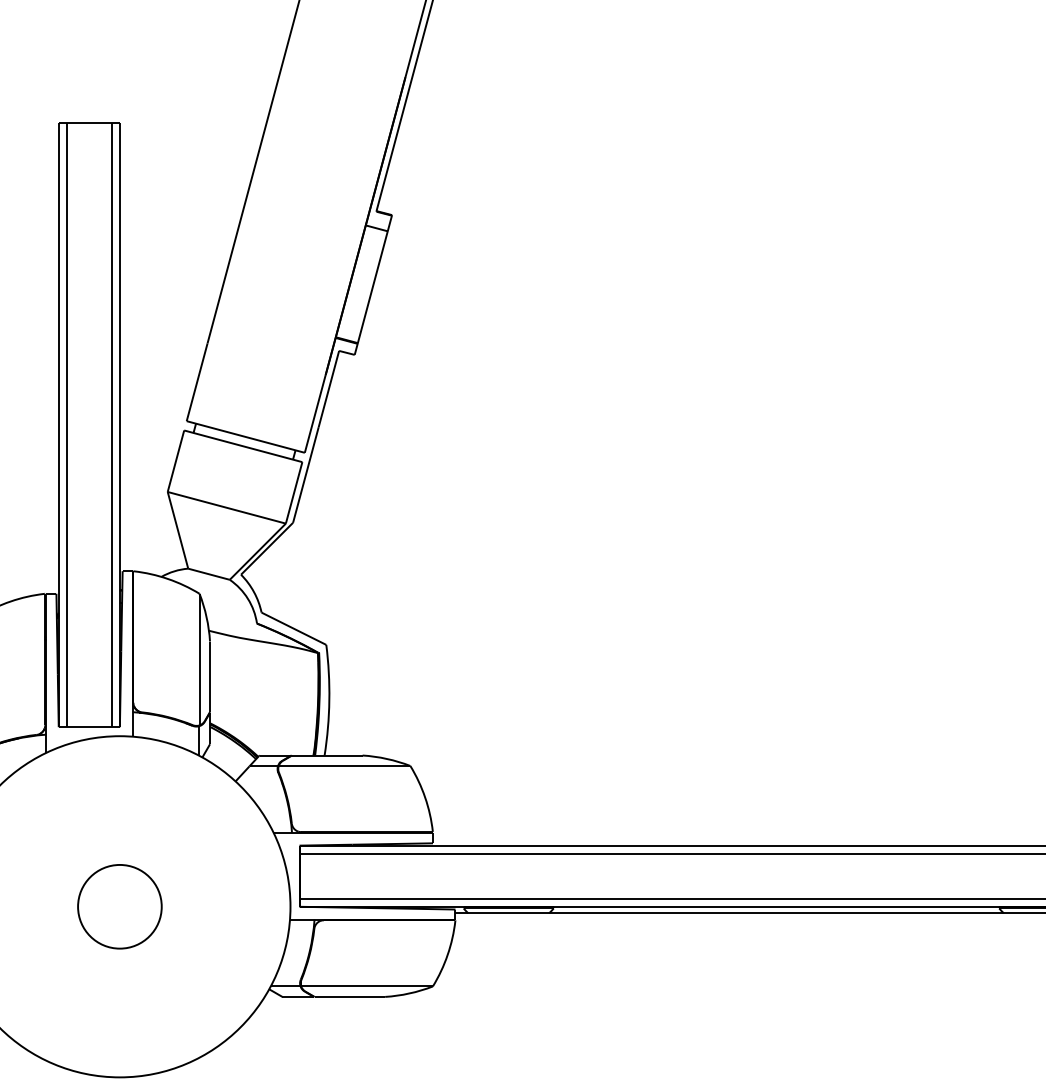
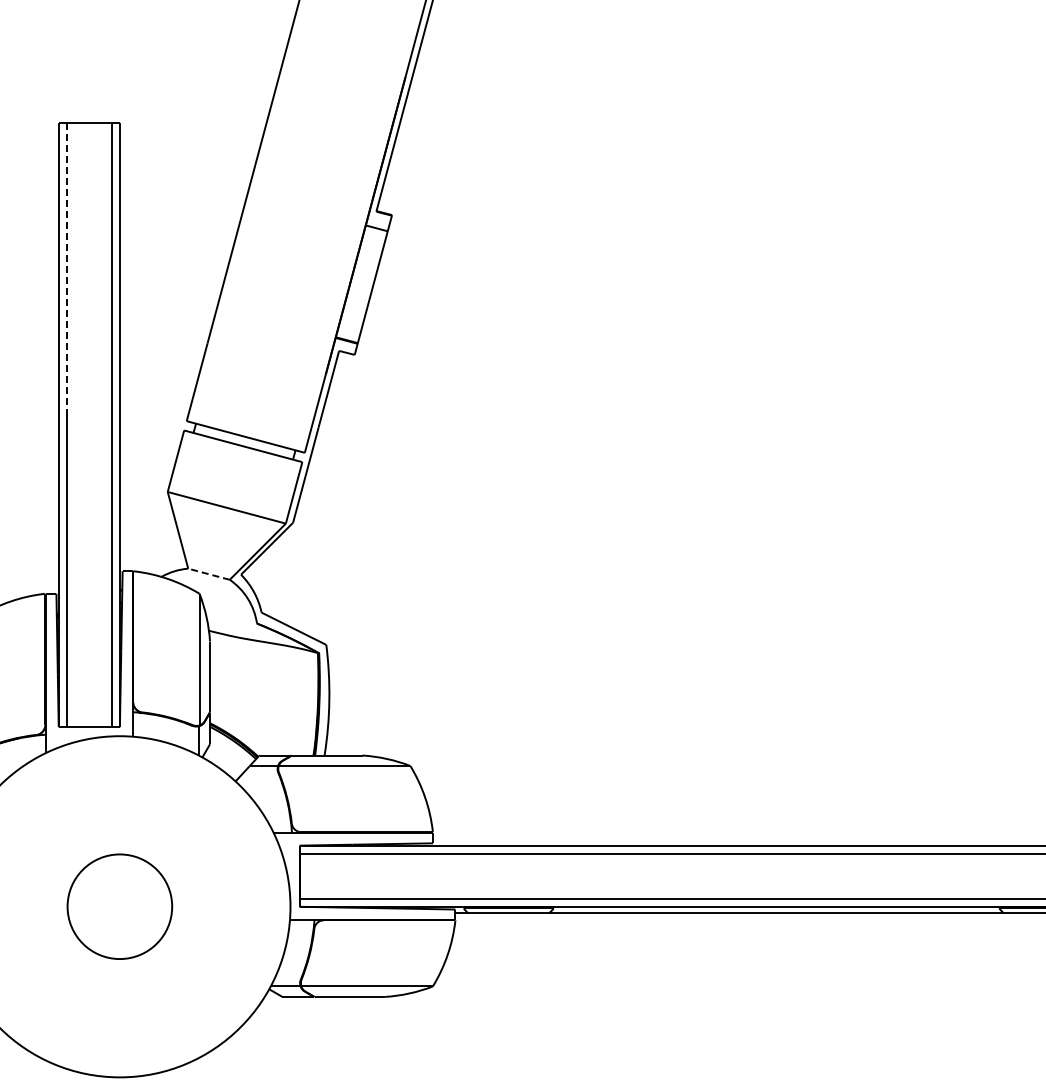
line: solid -> dashed (66, 267)
line: solid -> dashed (209, 574)
circle size: 86x86 px -> 108x107 px (119, 906)
